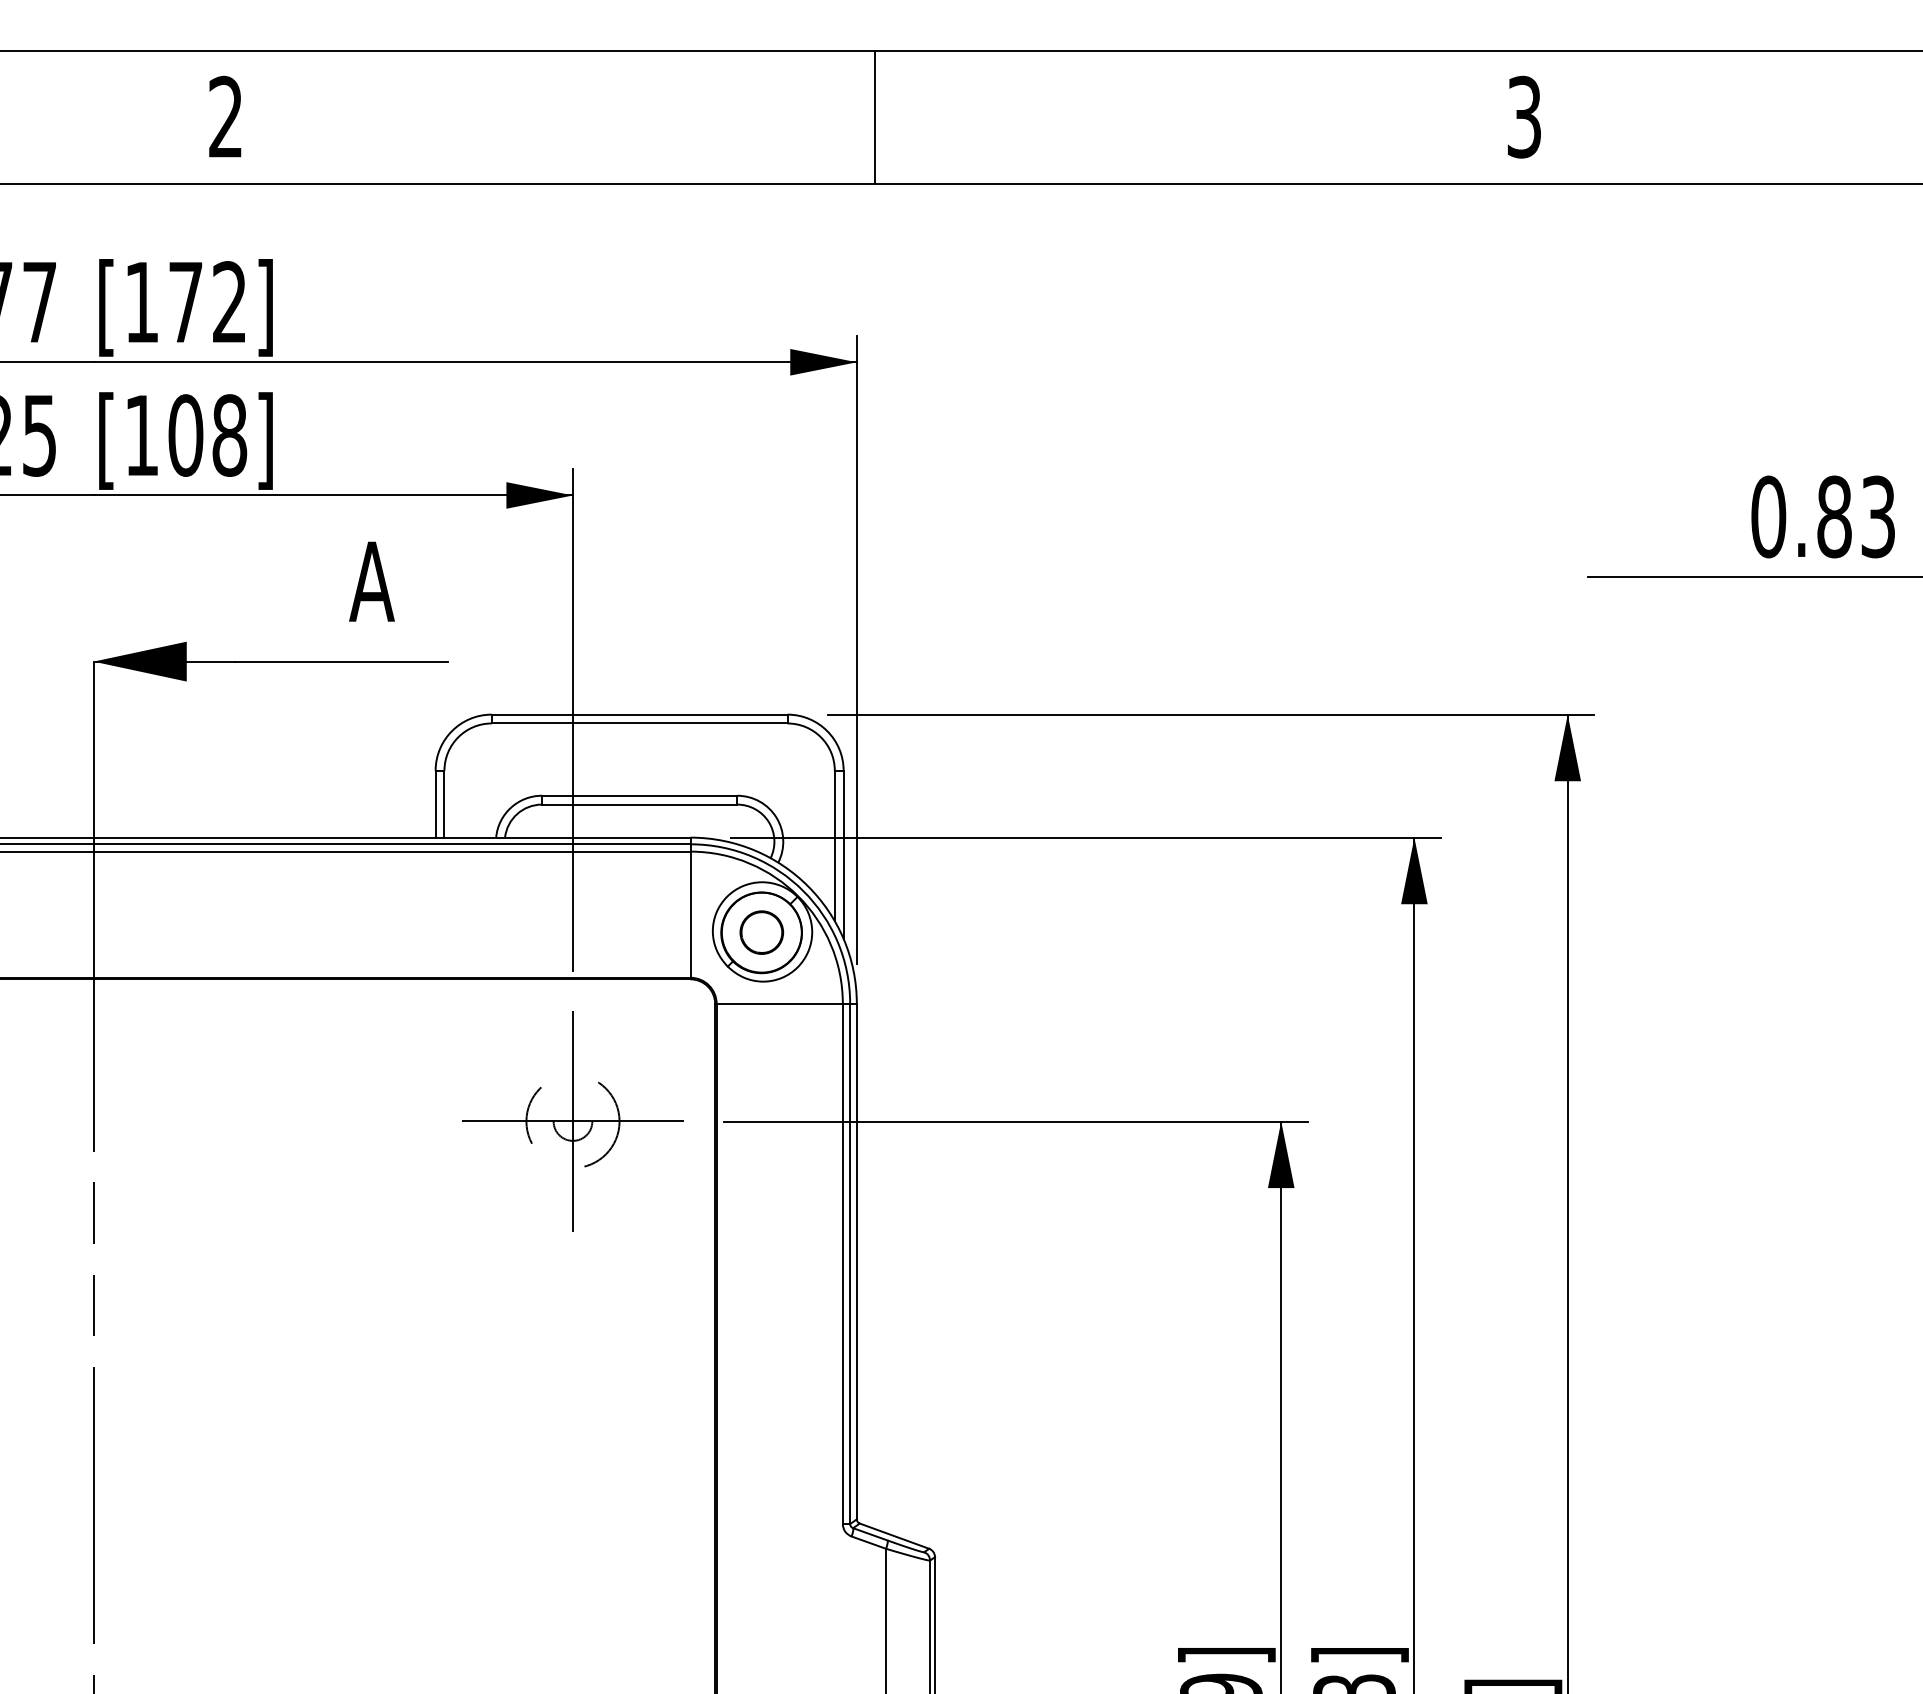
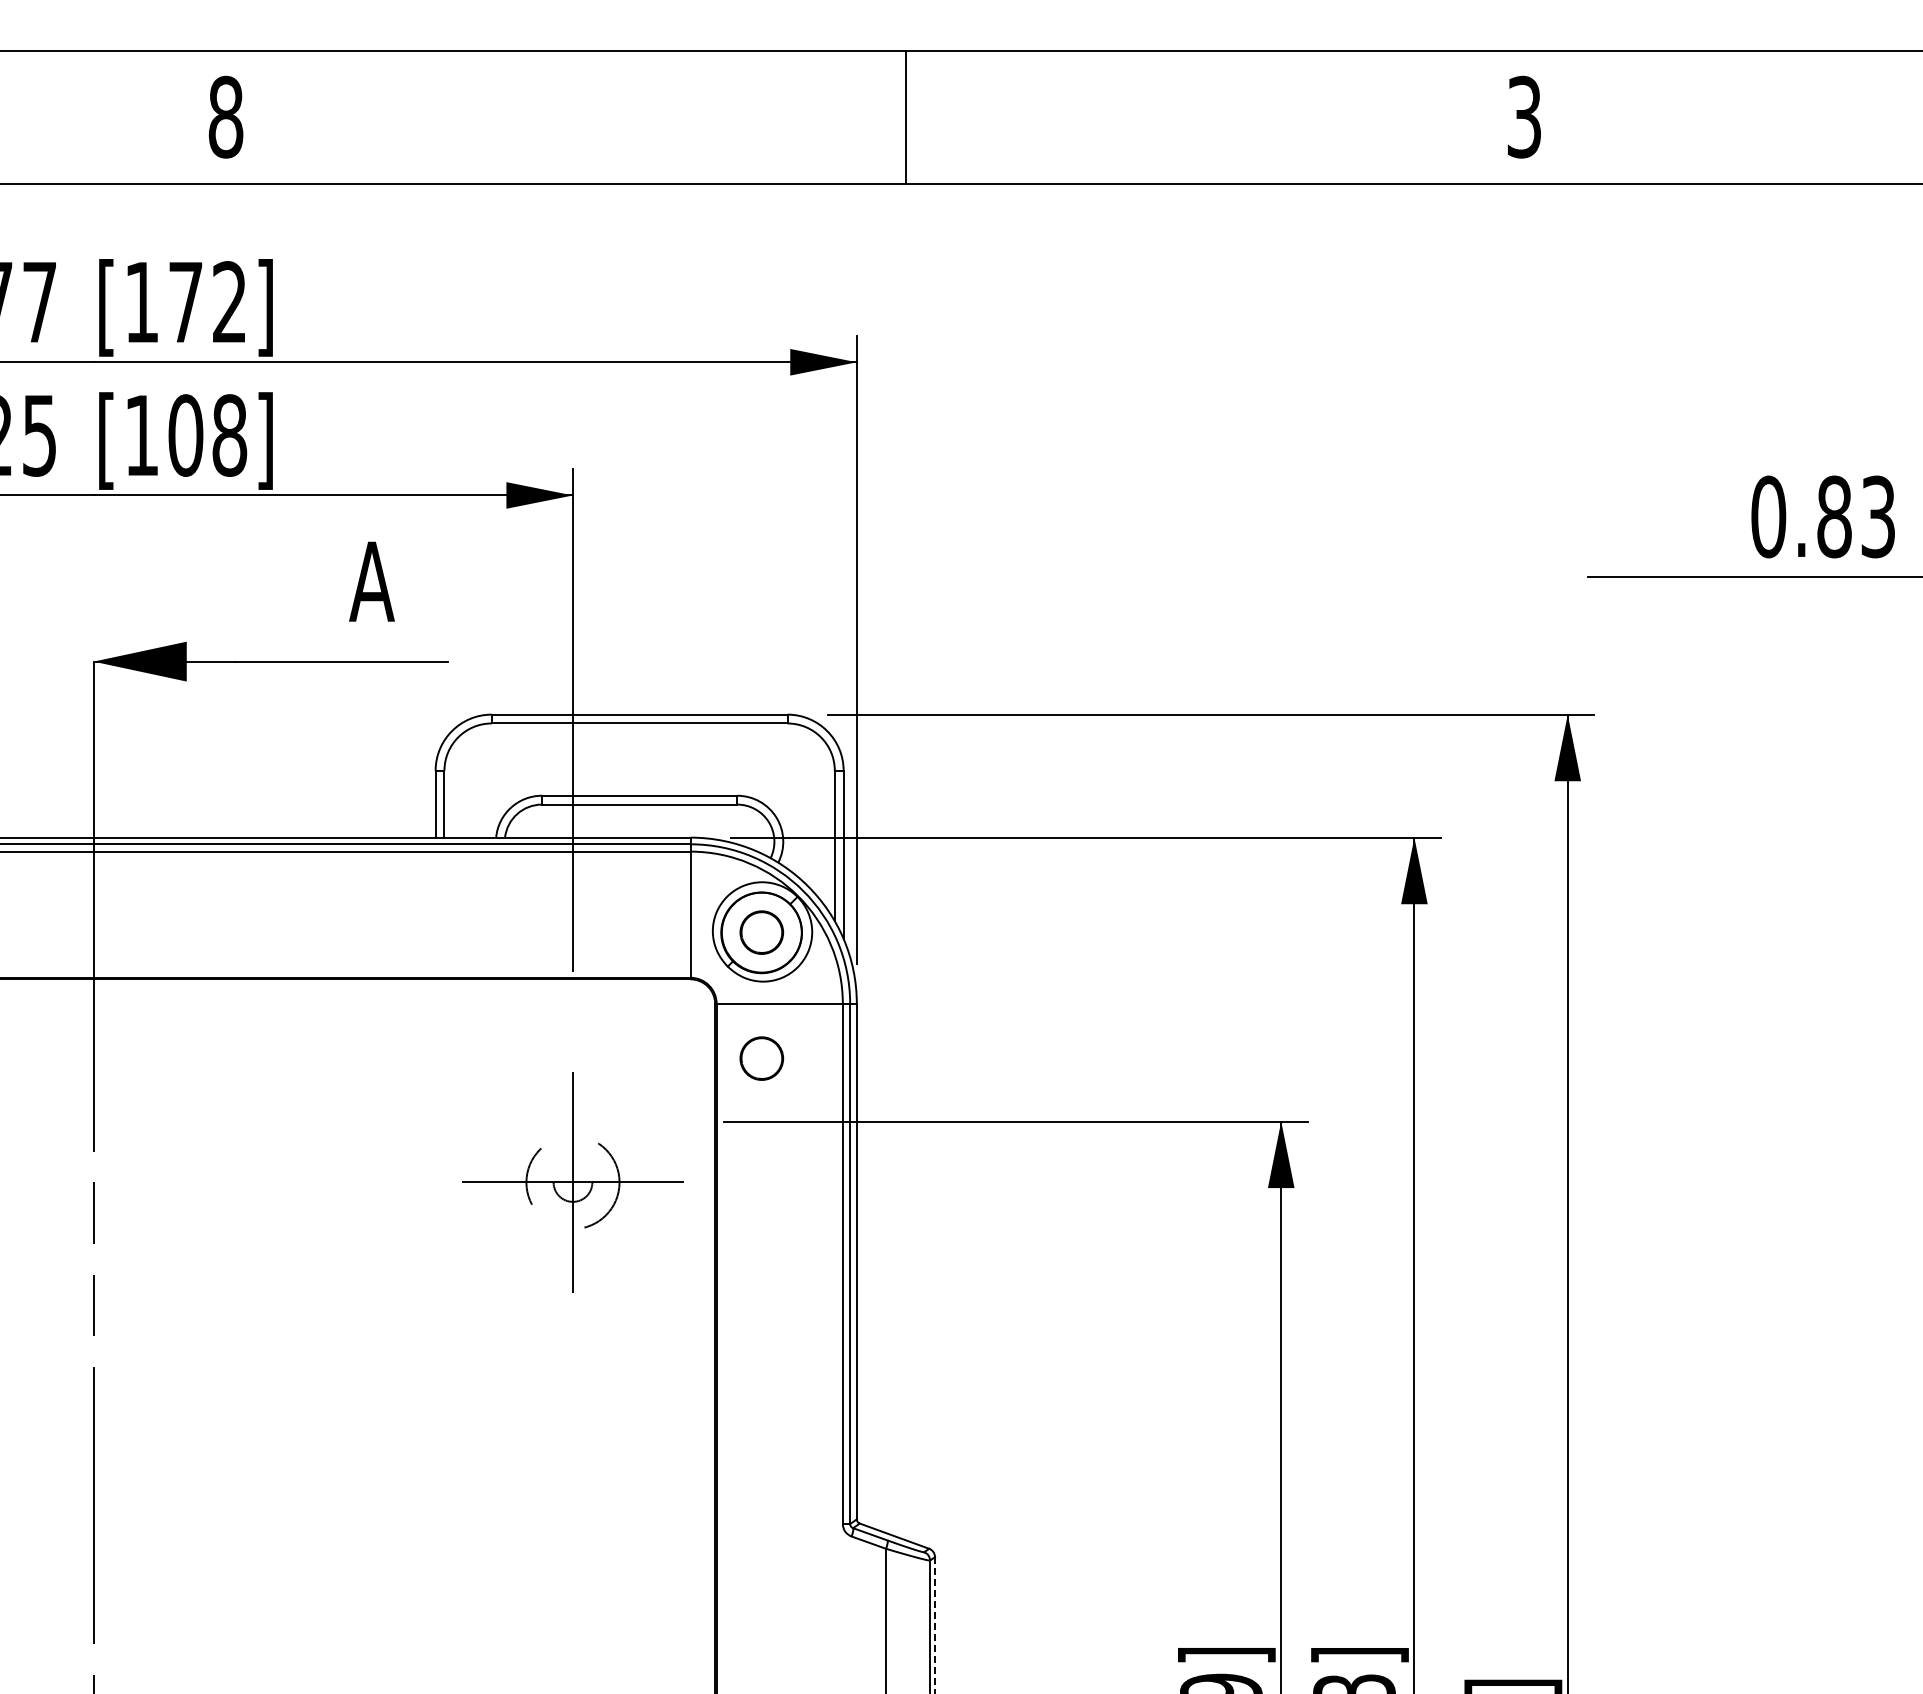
text: 2 -> 8 (225, 116)
line position: (875, 116) -> (906, 116) (906, 116)
part: none -> present (761, 1058)
part position: (572, 1121) -> (572, 1182) (572, 1182)
line: solid -> dashed (935, 1626)
